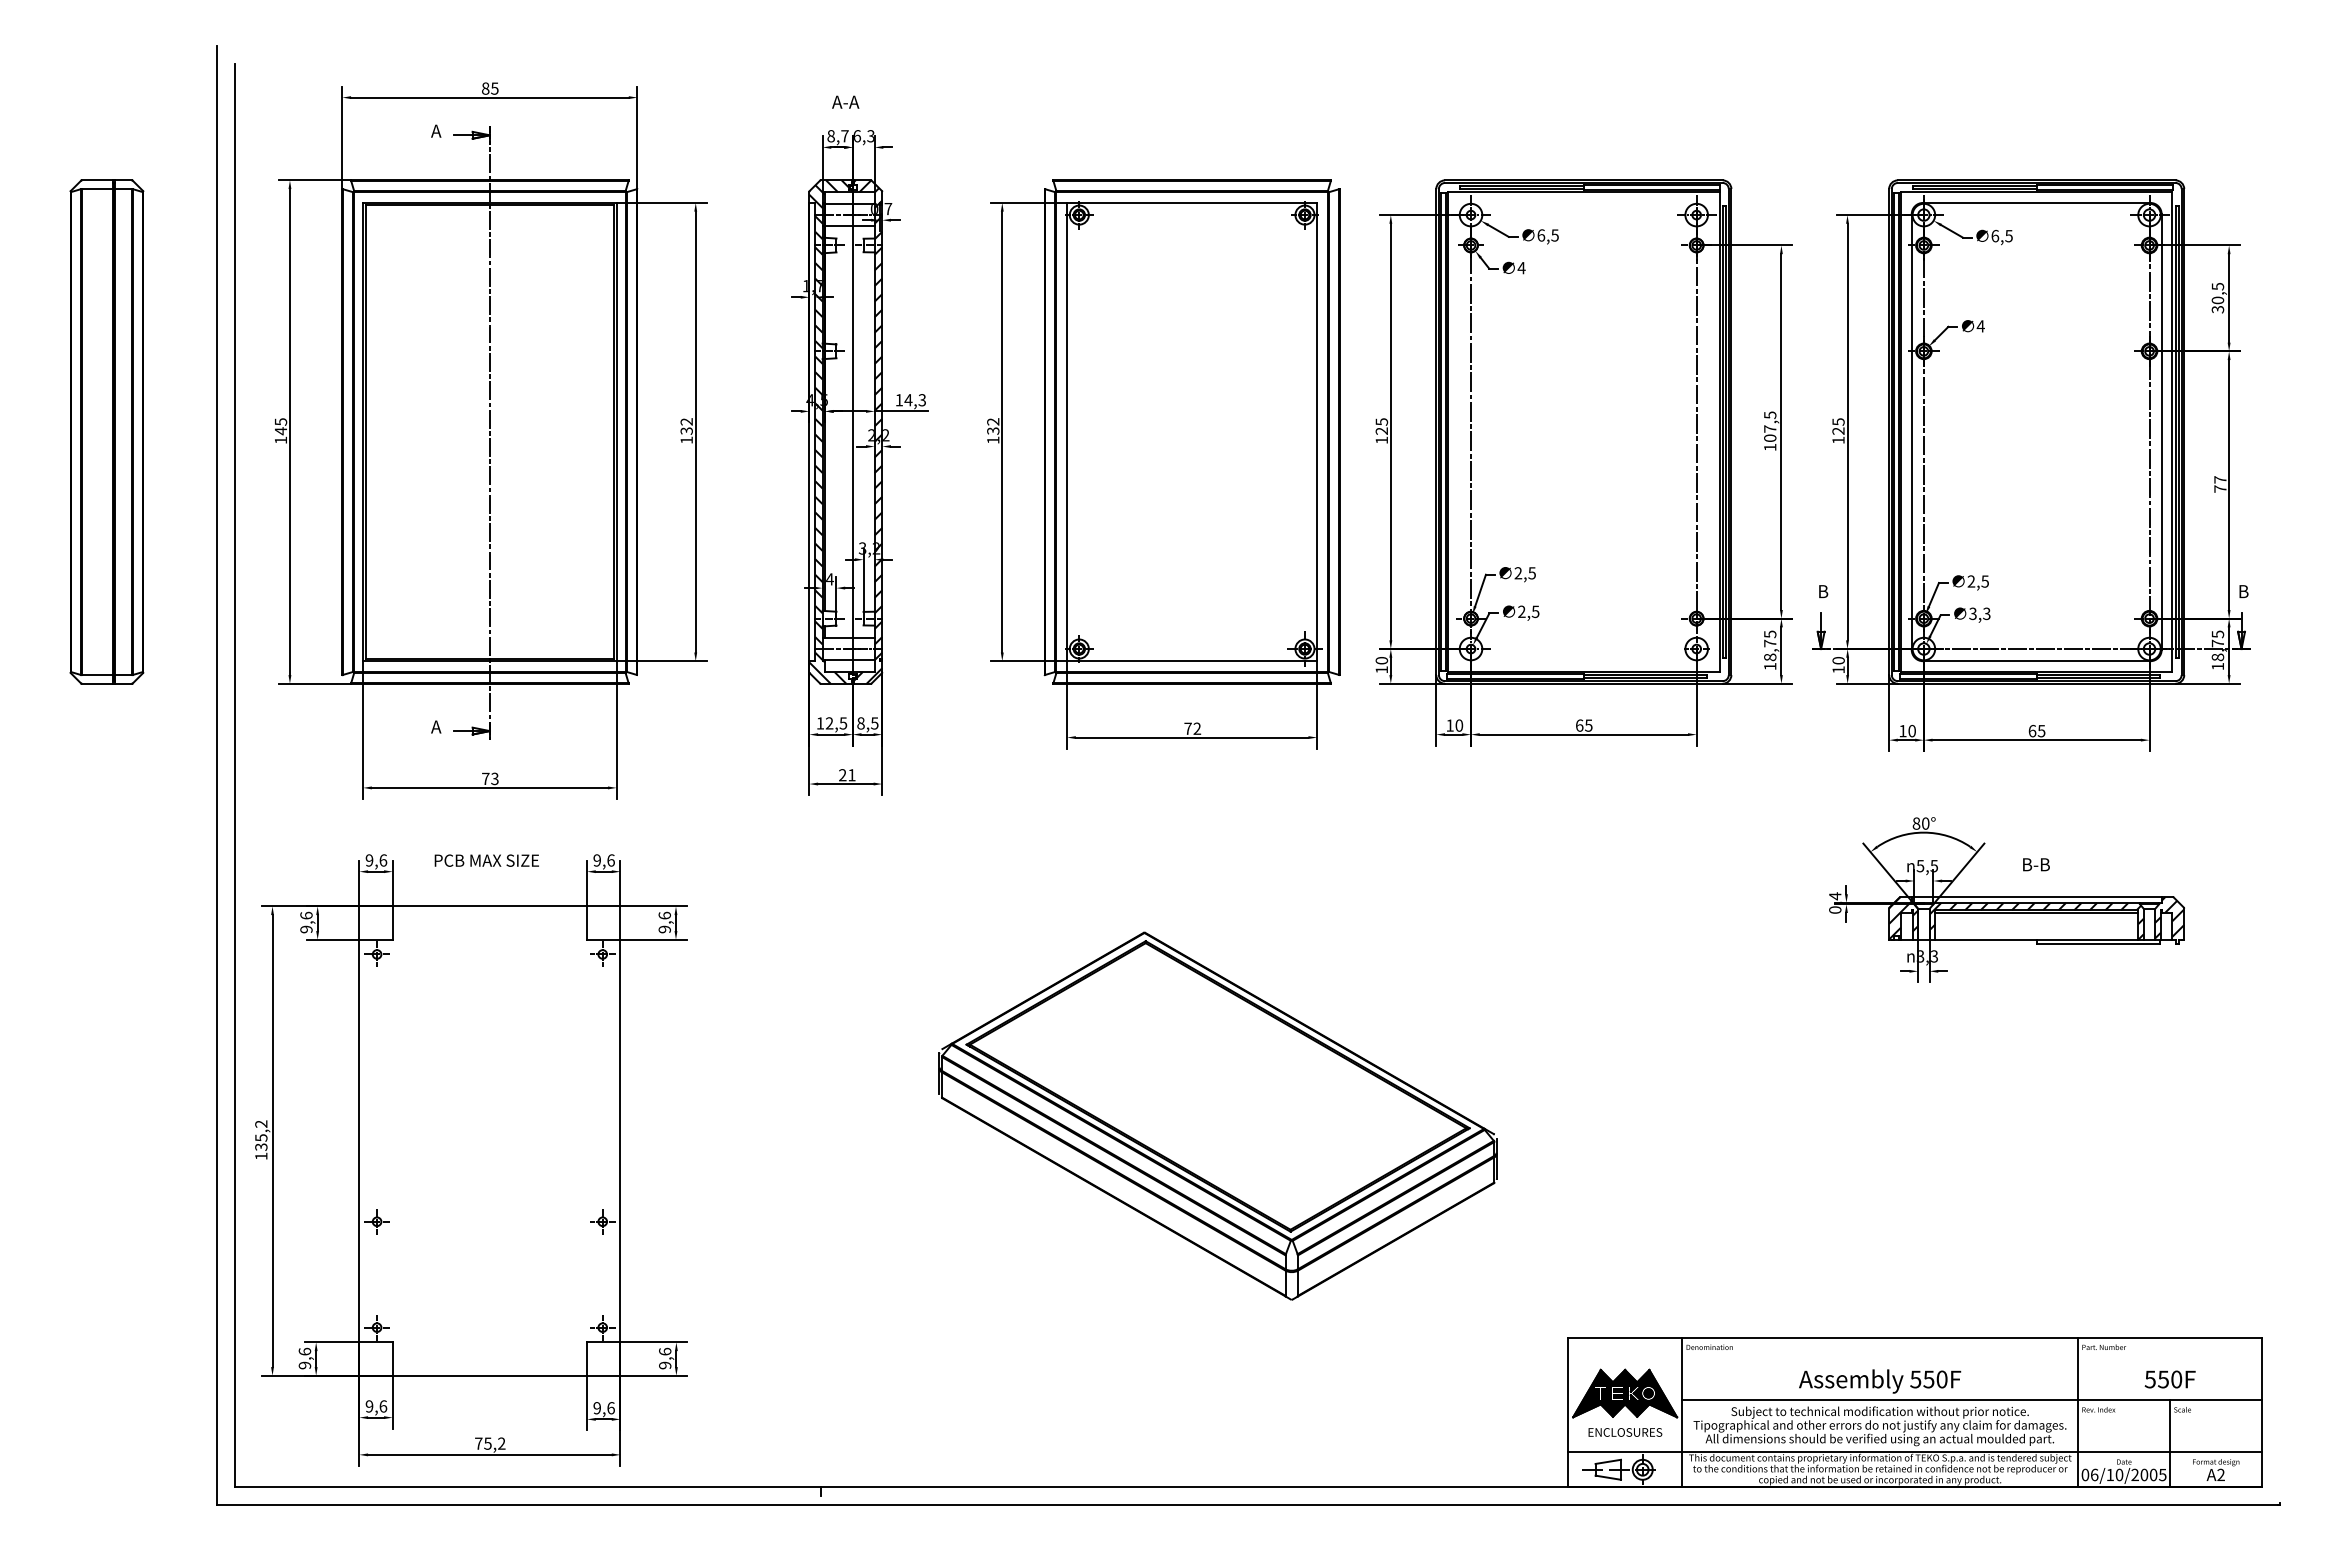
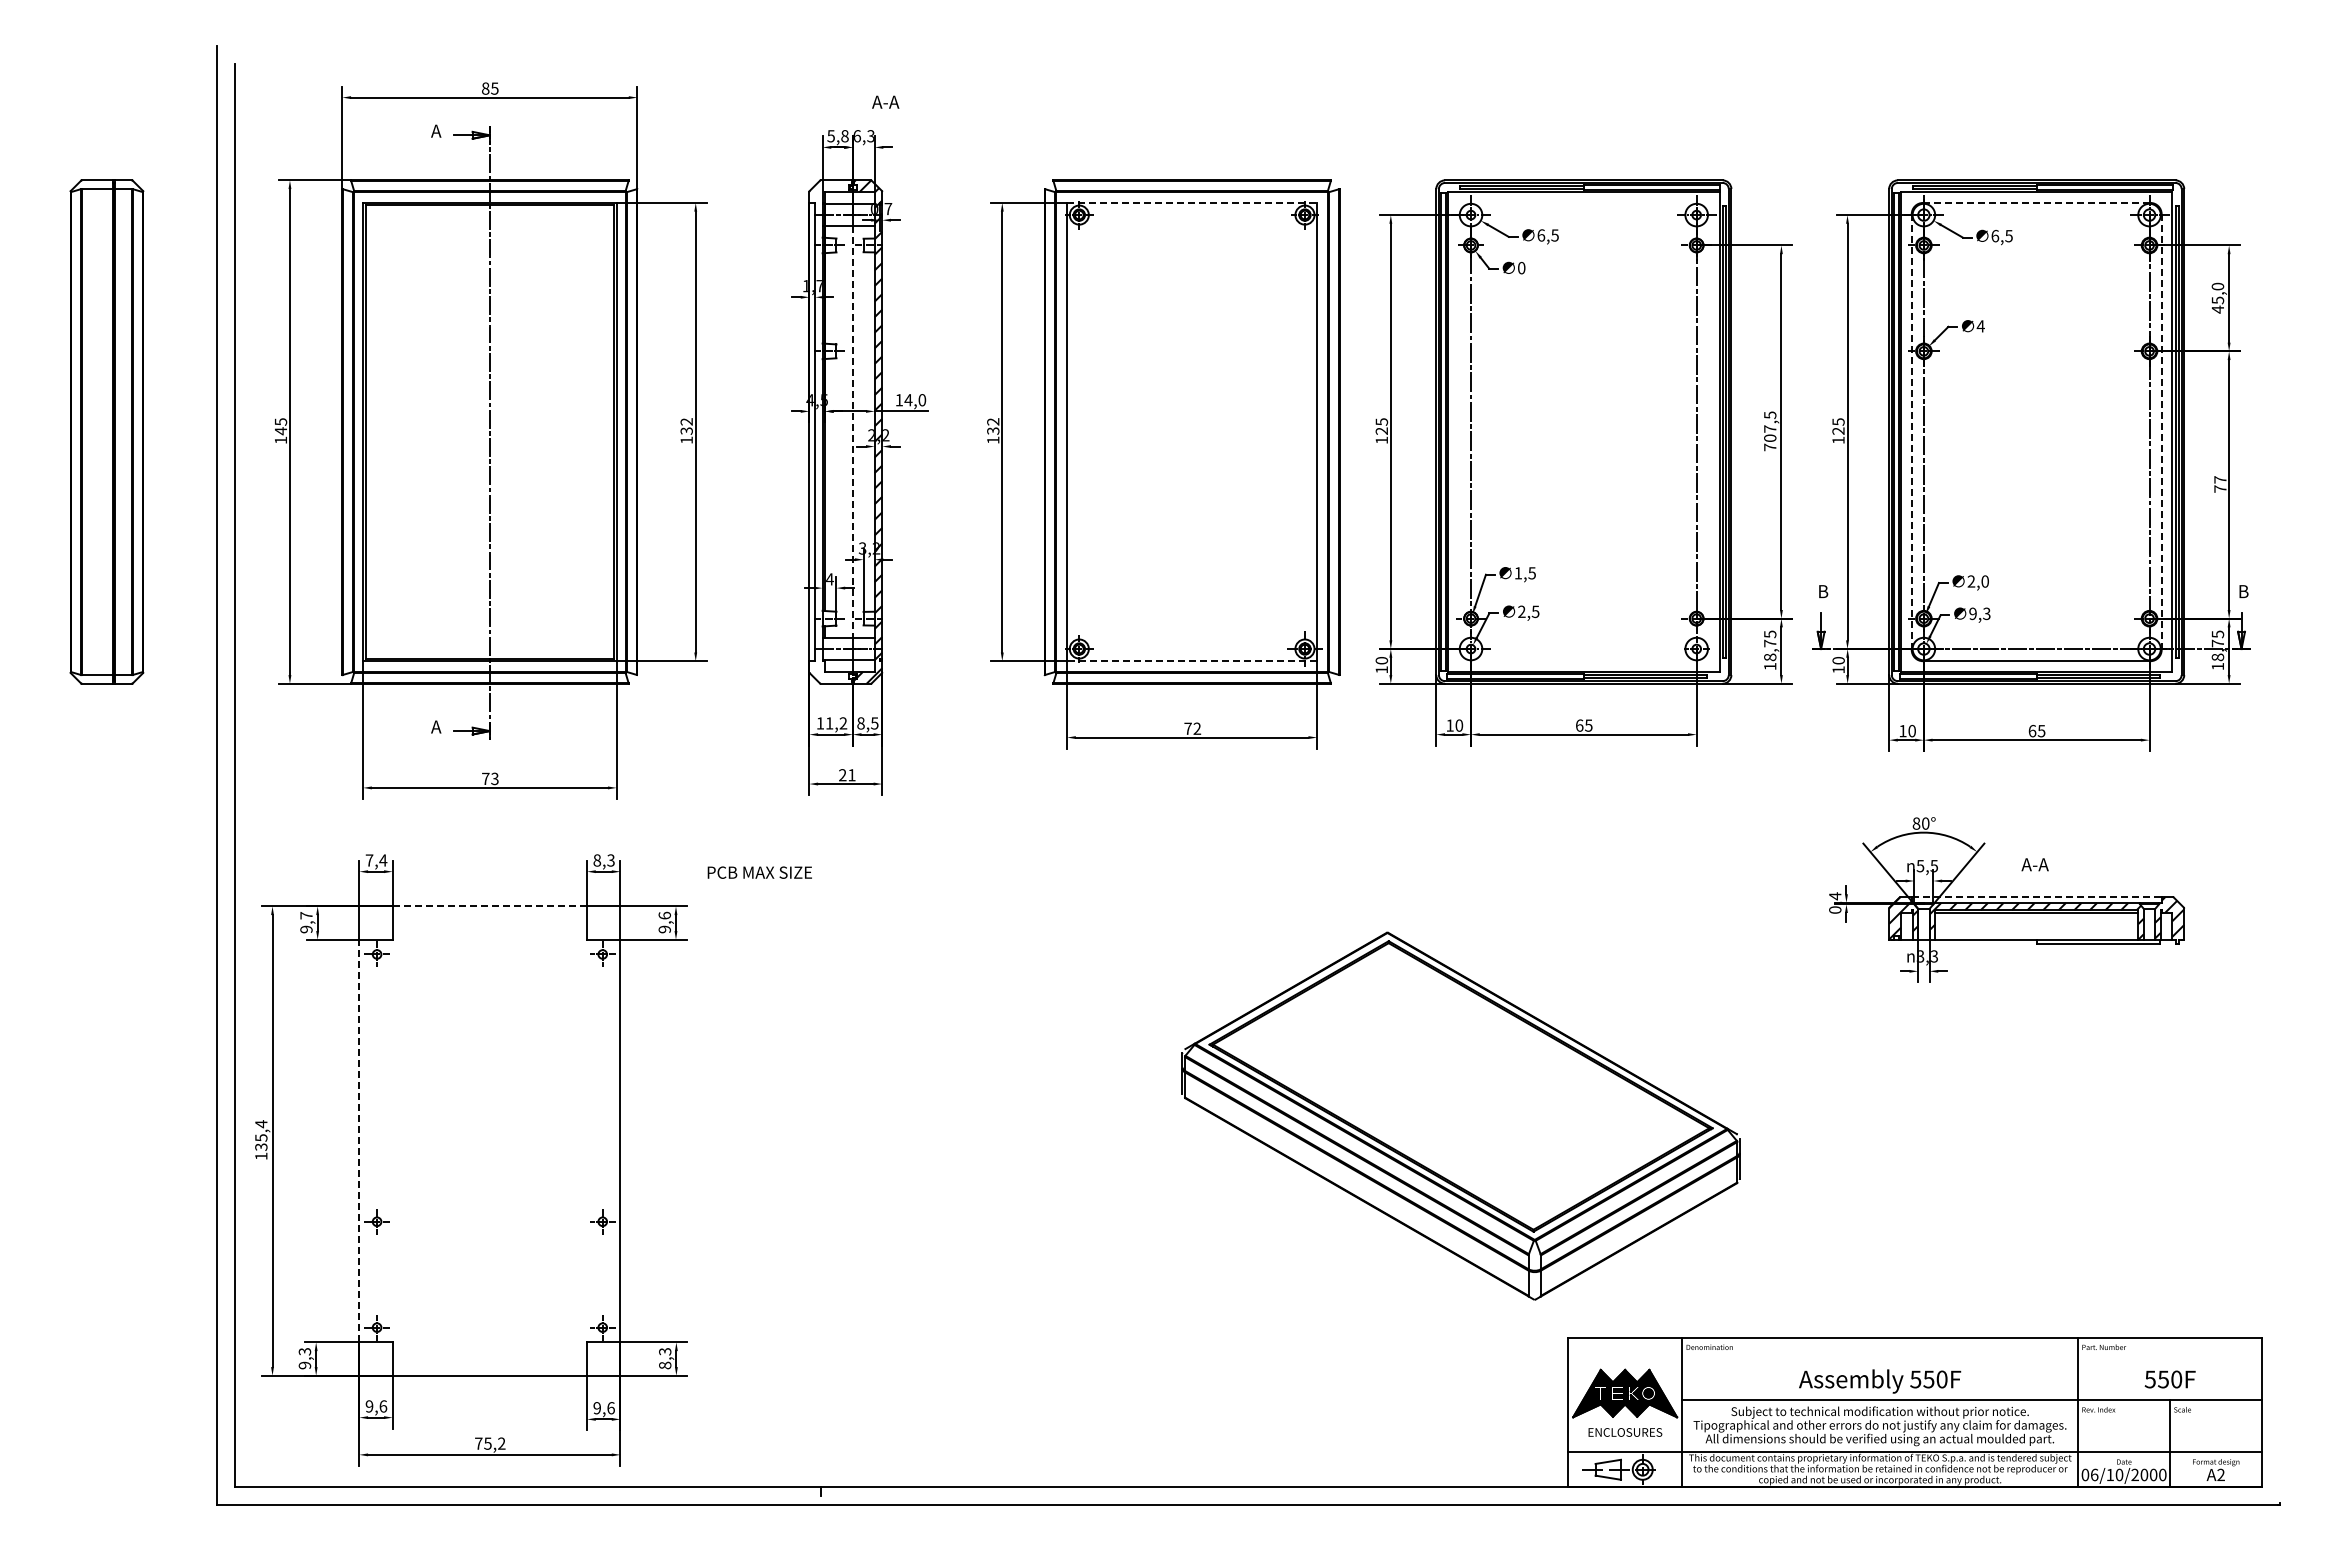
text position: (845, 101) -> (885, 101) (885, 101)
text: 8,7 -> 5,8 (837, 136)
line: solid -> dashed (1192, 202)
line: solid -> dashed (2036, 202)
text: 4 -> 0 (1521, 267)
text: 30,5 -> 45,0 (2217, 297)
text: 14,3 -> 14,0 (922, 400)
hatch: present -> none (830, 431)
line: solid -> dashed (852, 432)
line: solid -> dashed (1911, 432)
line: solid -> dashed (2161, 432)
text: 107,5 -> 707,5 (1770, 447)
text: 2,5 -> 1,5 (1518, 573)
text: 2,5 -> 2,0 (1984, 581)
text: 3,3 -> 9,3 (1972, 613)
line: solid -> dashed (1192, 661)
text: 12,5 -> 11,2 (836, 723)
text: 9,6 -> 7,4 (376, 860)
text position: (486, 860) -> (759, 872) (759, 872)
text: 9,6 -> 8,3 (603, 860)
text: B-B -> A-A (2035, 864)
line: solid -> dashed (2036, 897)
line: solid -> dashed (490, 906)
text: 9,6 -> 9,7 (306, 915)
part position: (1217, 1115) -> (1460, 1115) (1460, 1115)
text: 135,2 -> 135,4 (261, 1124)
line: solid -> dashed (359, 1140)
text: 9,6 -> 9,3 (304, 1351)
text: 9,6 -> 8,3 (665, 1358)
text: 06/10/2005 -> 06/10/2000 (2162, 1474)
